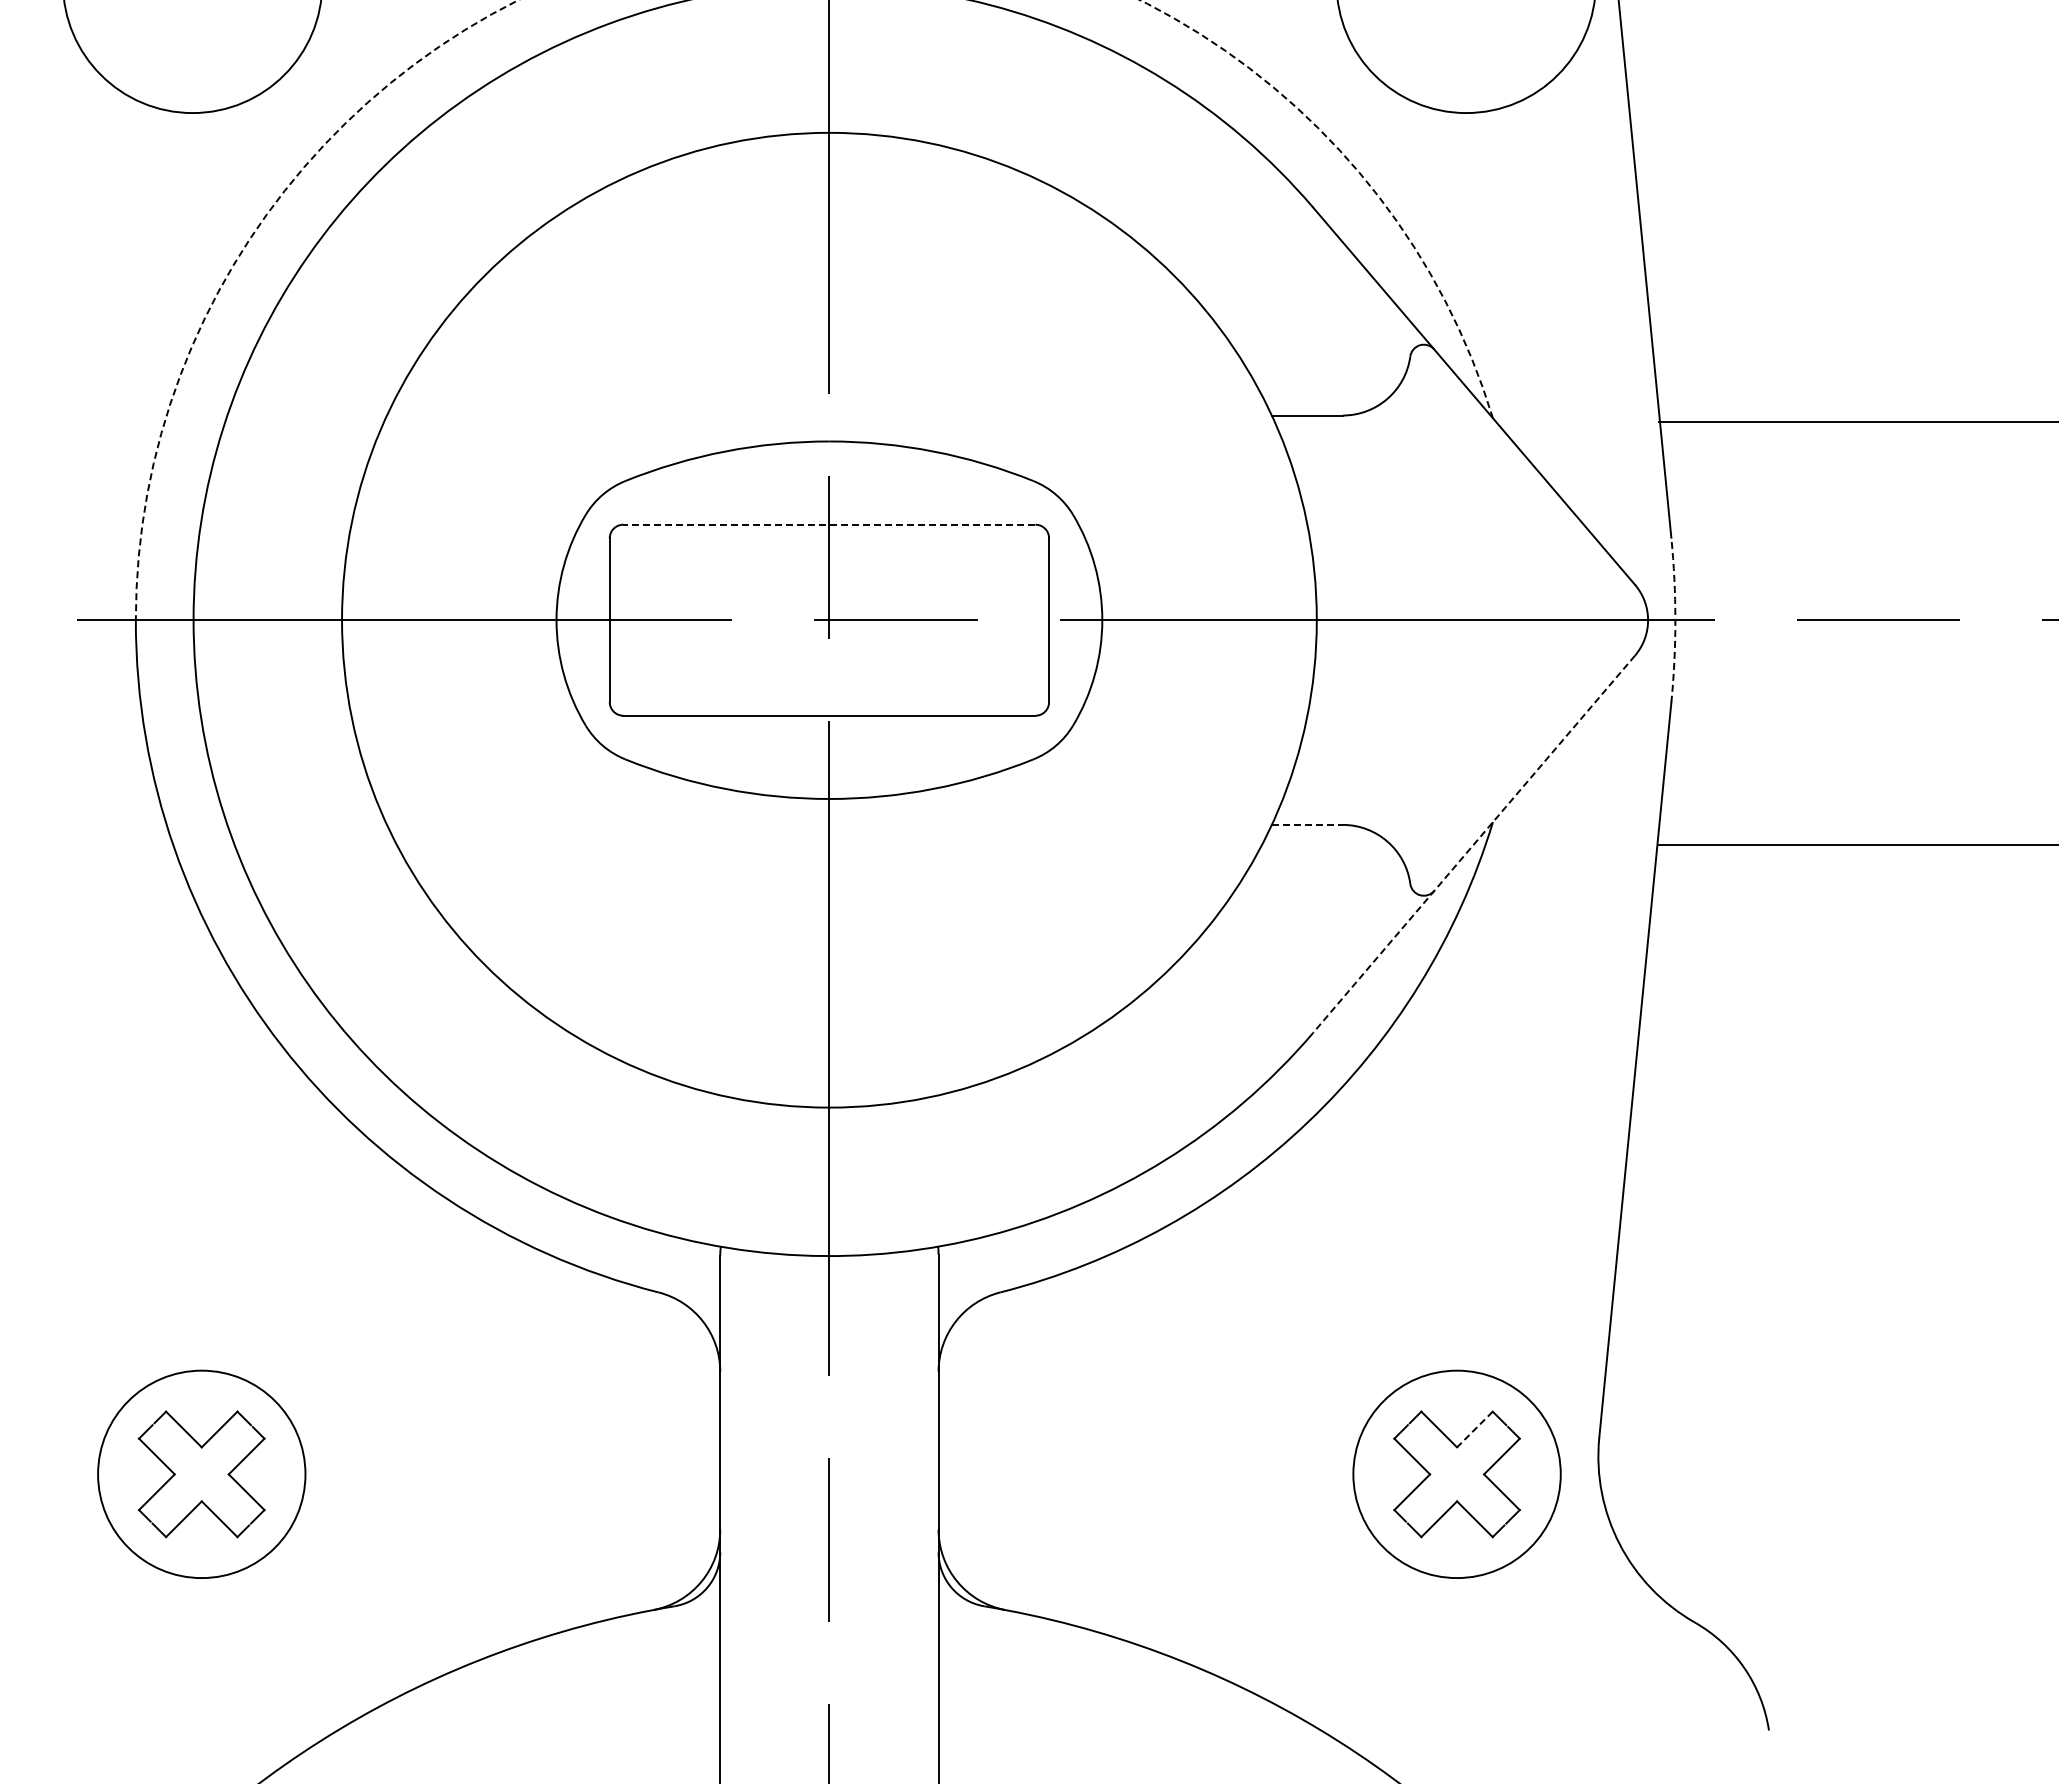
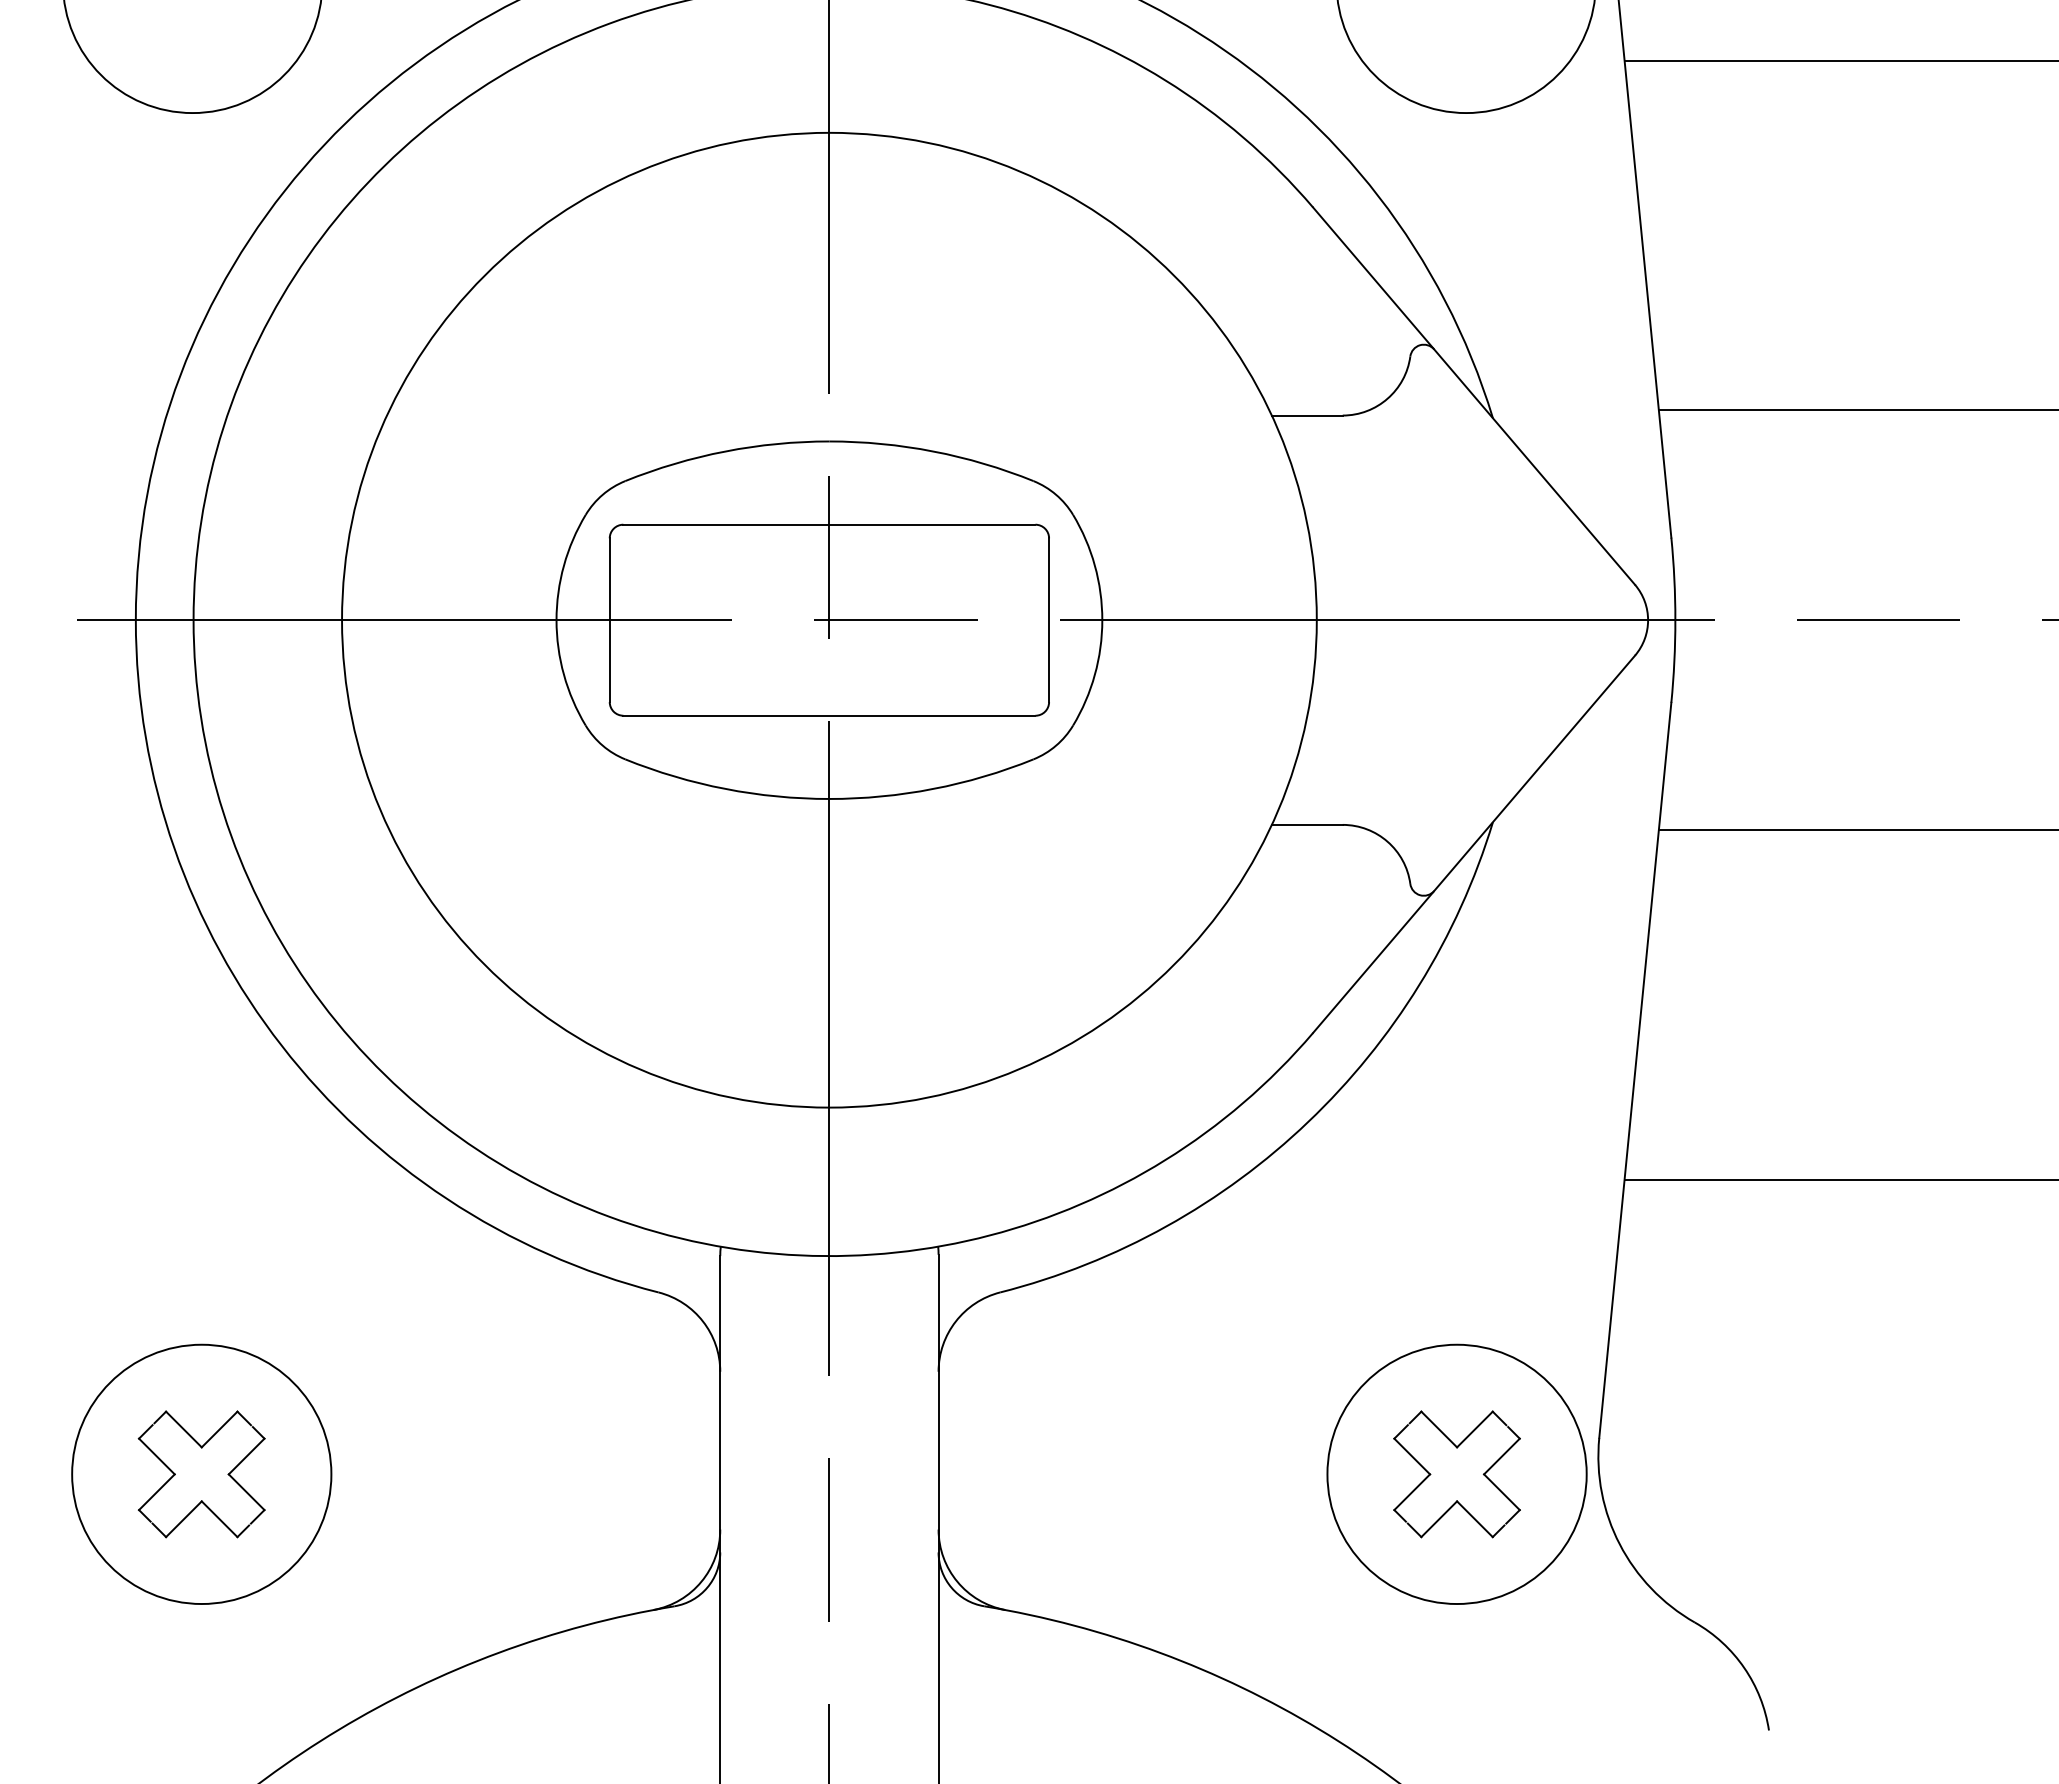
arc: dashed -> solid (430, 52)
line: none -> present (1839, 60)
line position: (1856, 422) -> (1856, 410) (1856, 410)
line: dashed -> solid (828, 524)
arc: dashed -> solid (1675, 620)
line: dashed -> solid (1307, 824)
line: dashed -> solid (1474, 844)
line position: (1856, 845) -> (1856, 830) (1856, 830)
line: none -> present (1839, 1179)
line: dashed -> solid (1474, 1429)
circle diameter: 207 px -> 259 px (201, 1474)
circle diameter: 207 px -> 259 px (1456, 1474)
